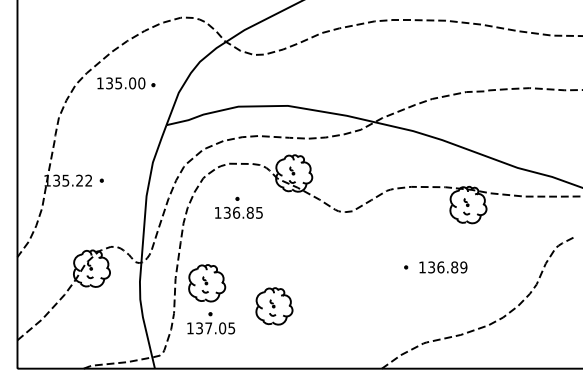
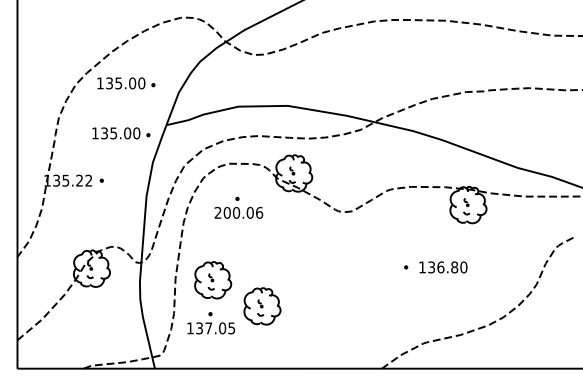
part: none -> present (121, 133)
text: 136.85 -> 200.06 (238, 212)
text: 136.89 -> 136.80 (463, 267)
part position: (207, 283) -> (213, 280) (213, 280)
part position: (274, 306) -> (262, 306) (262, 306)
